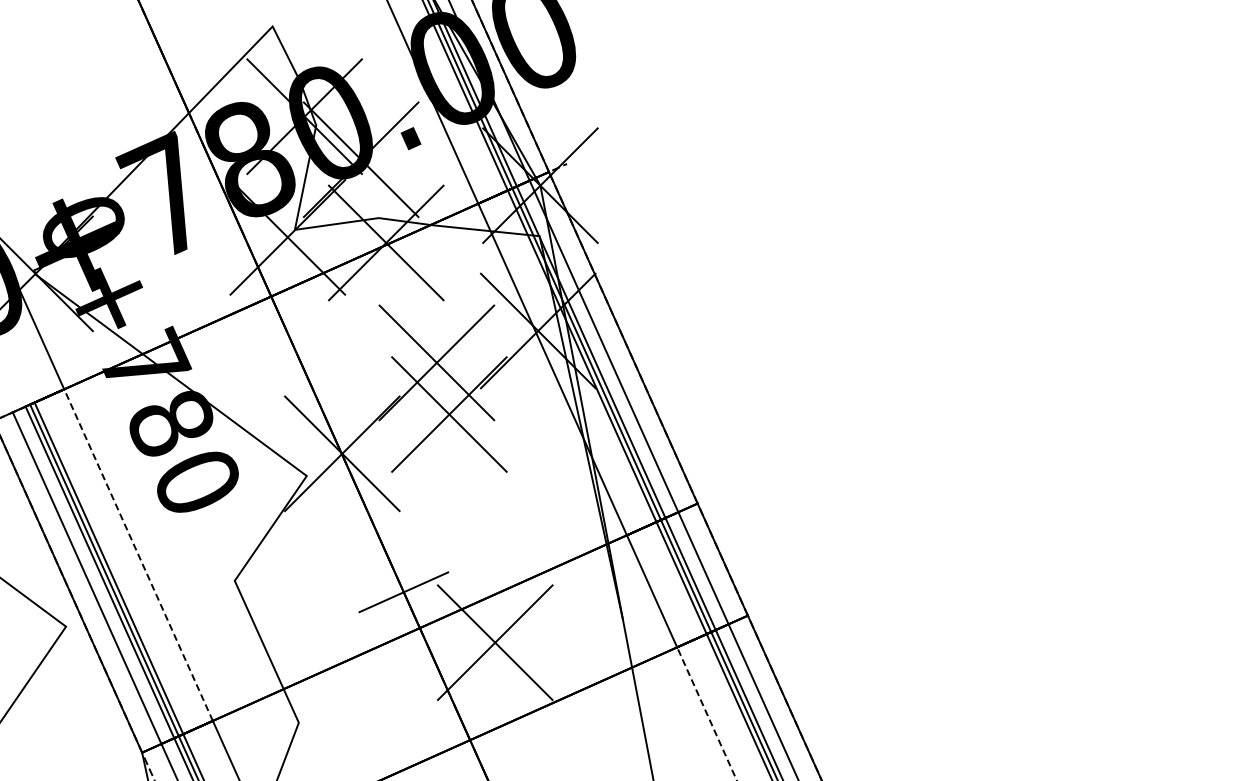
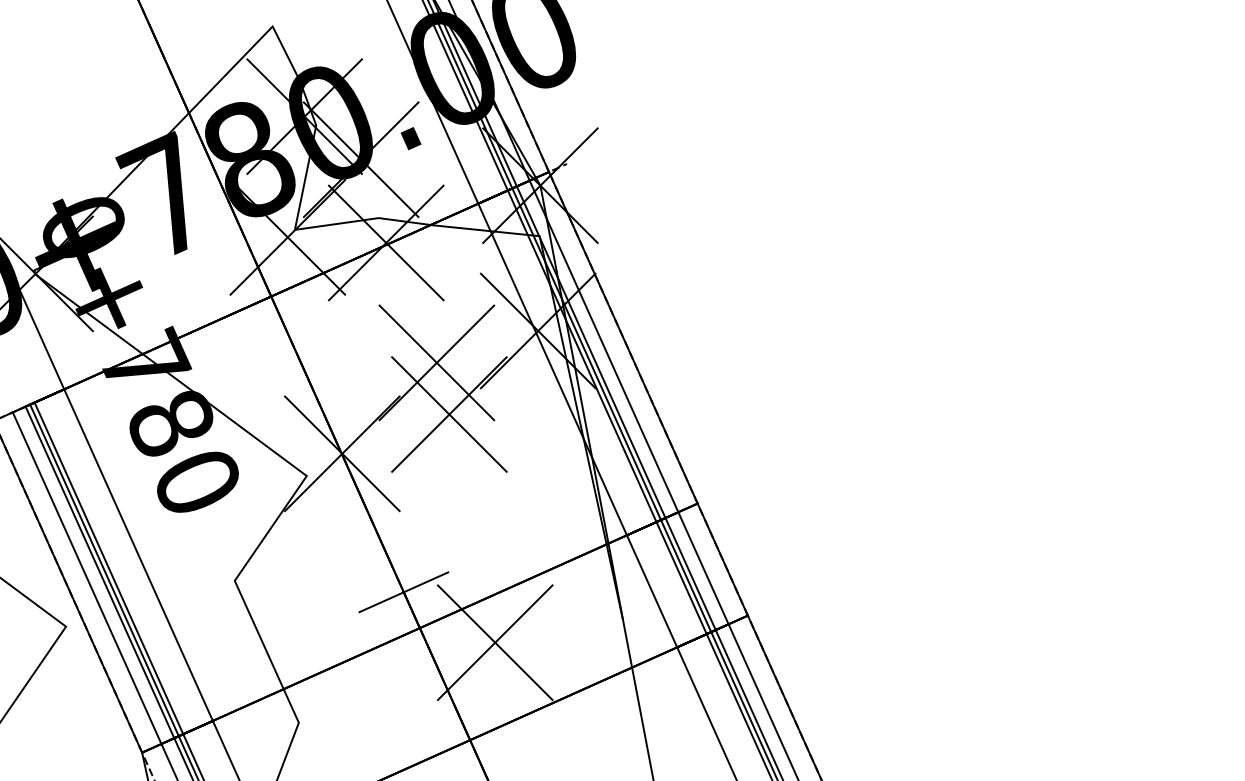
line: dashed -> solid (138, 555)
line: dashed -> solid (706, 713)
